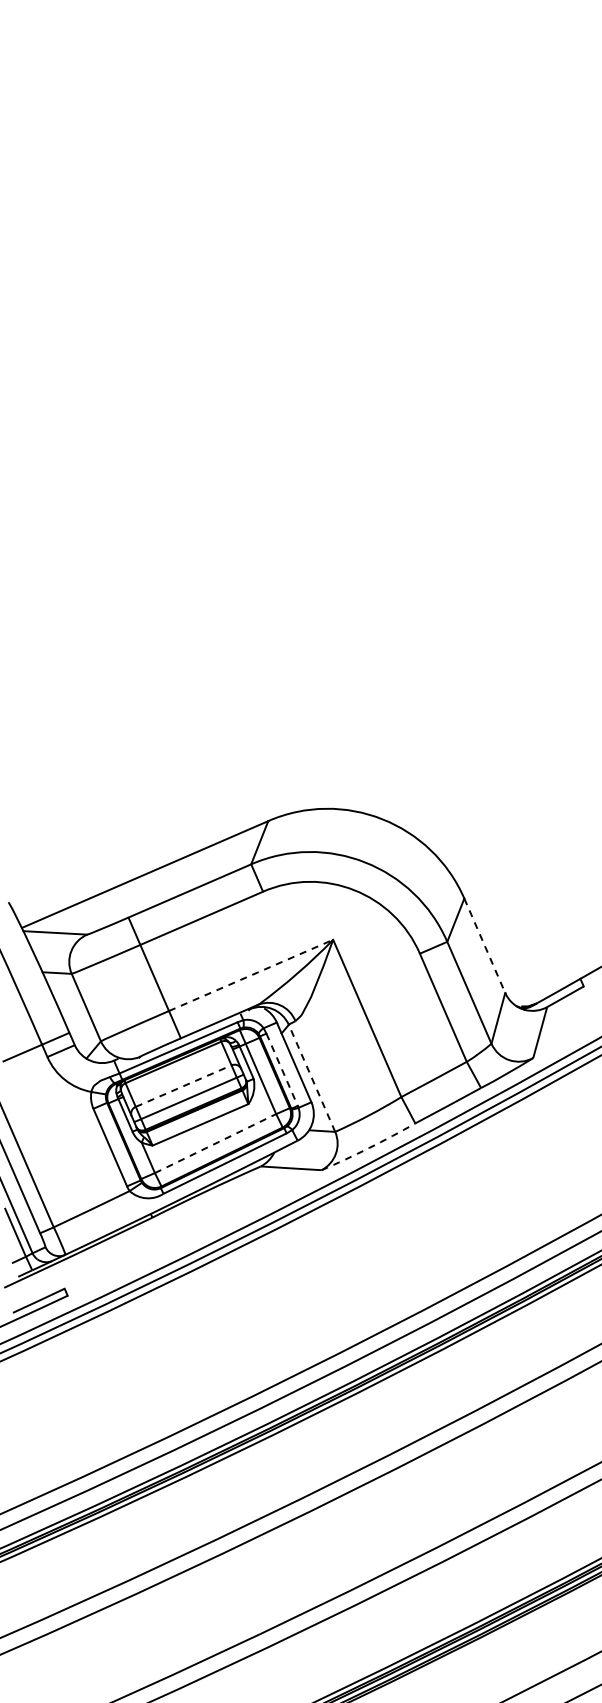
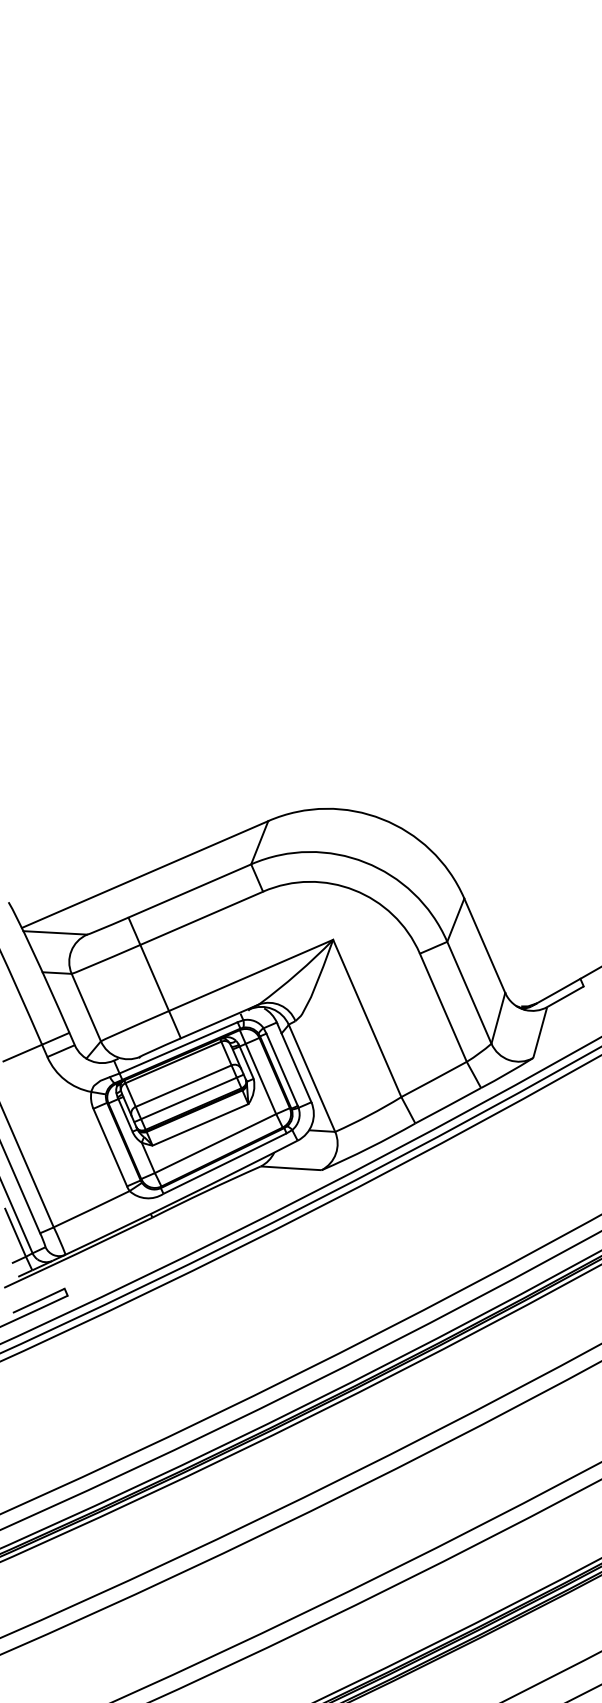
line: dashed -> solid (485, 946)
line: dashed -> solid (251, 975)
line: dashed -> solid (282, 1070)
line: dashed -> solid (311, 1077)
line: dashed -> solid (184, 1085)
line: dashed -> solid (216, 1143)
arc: dashed -> solid (369, 1148)
